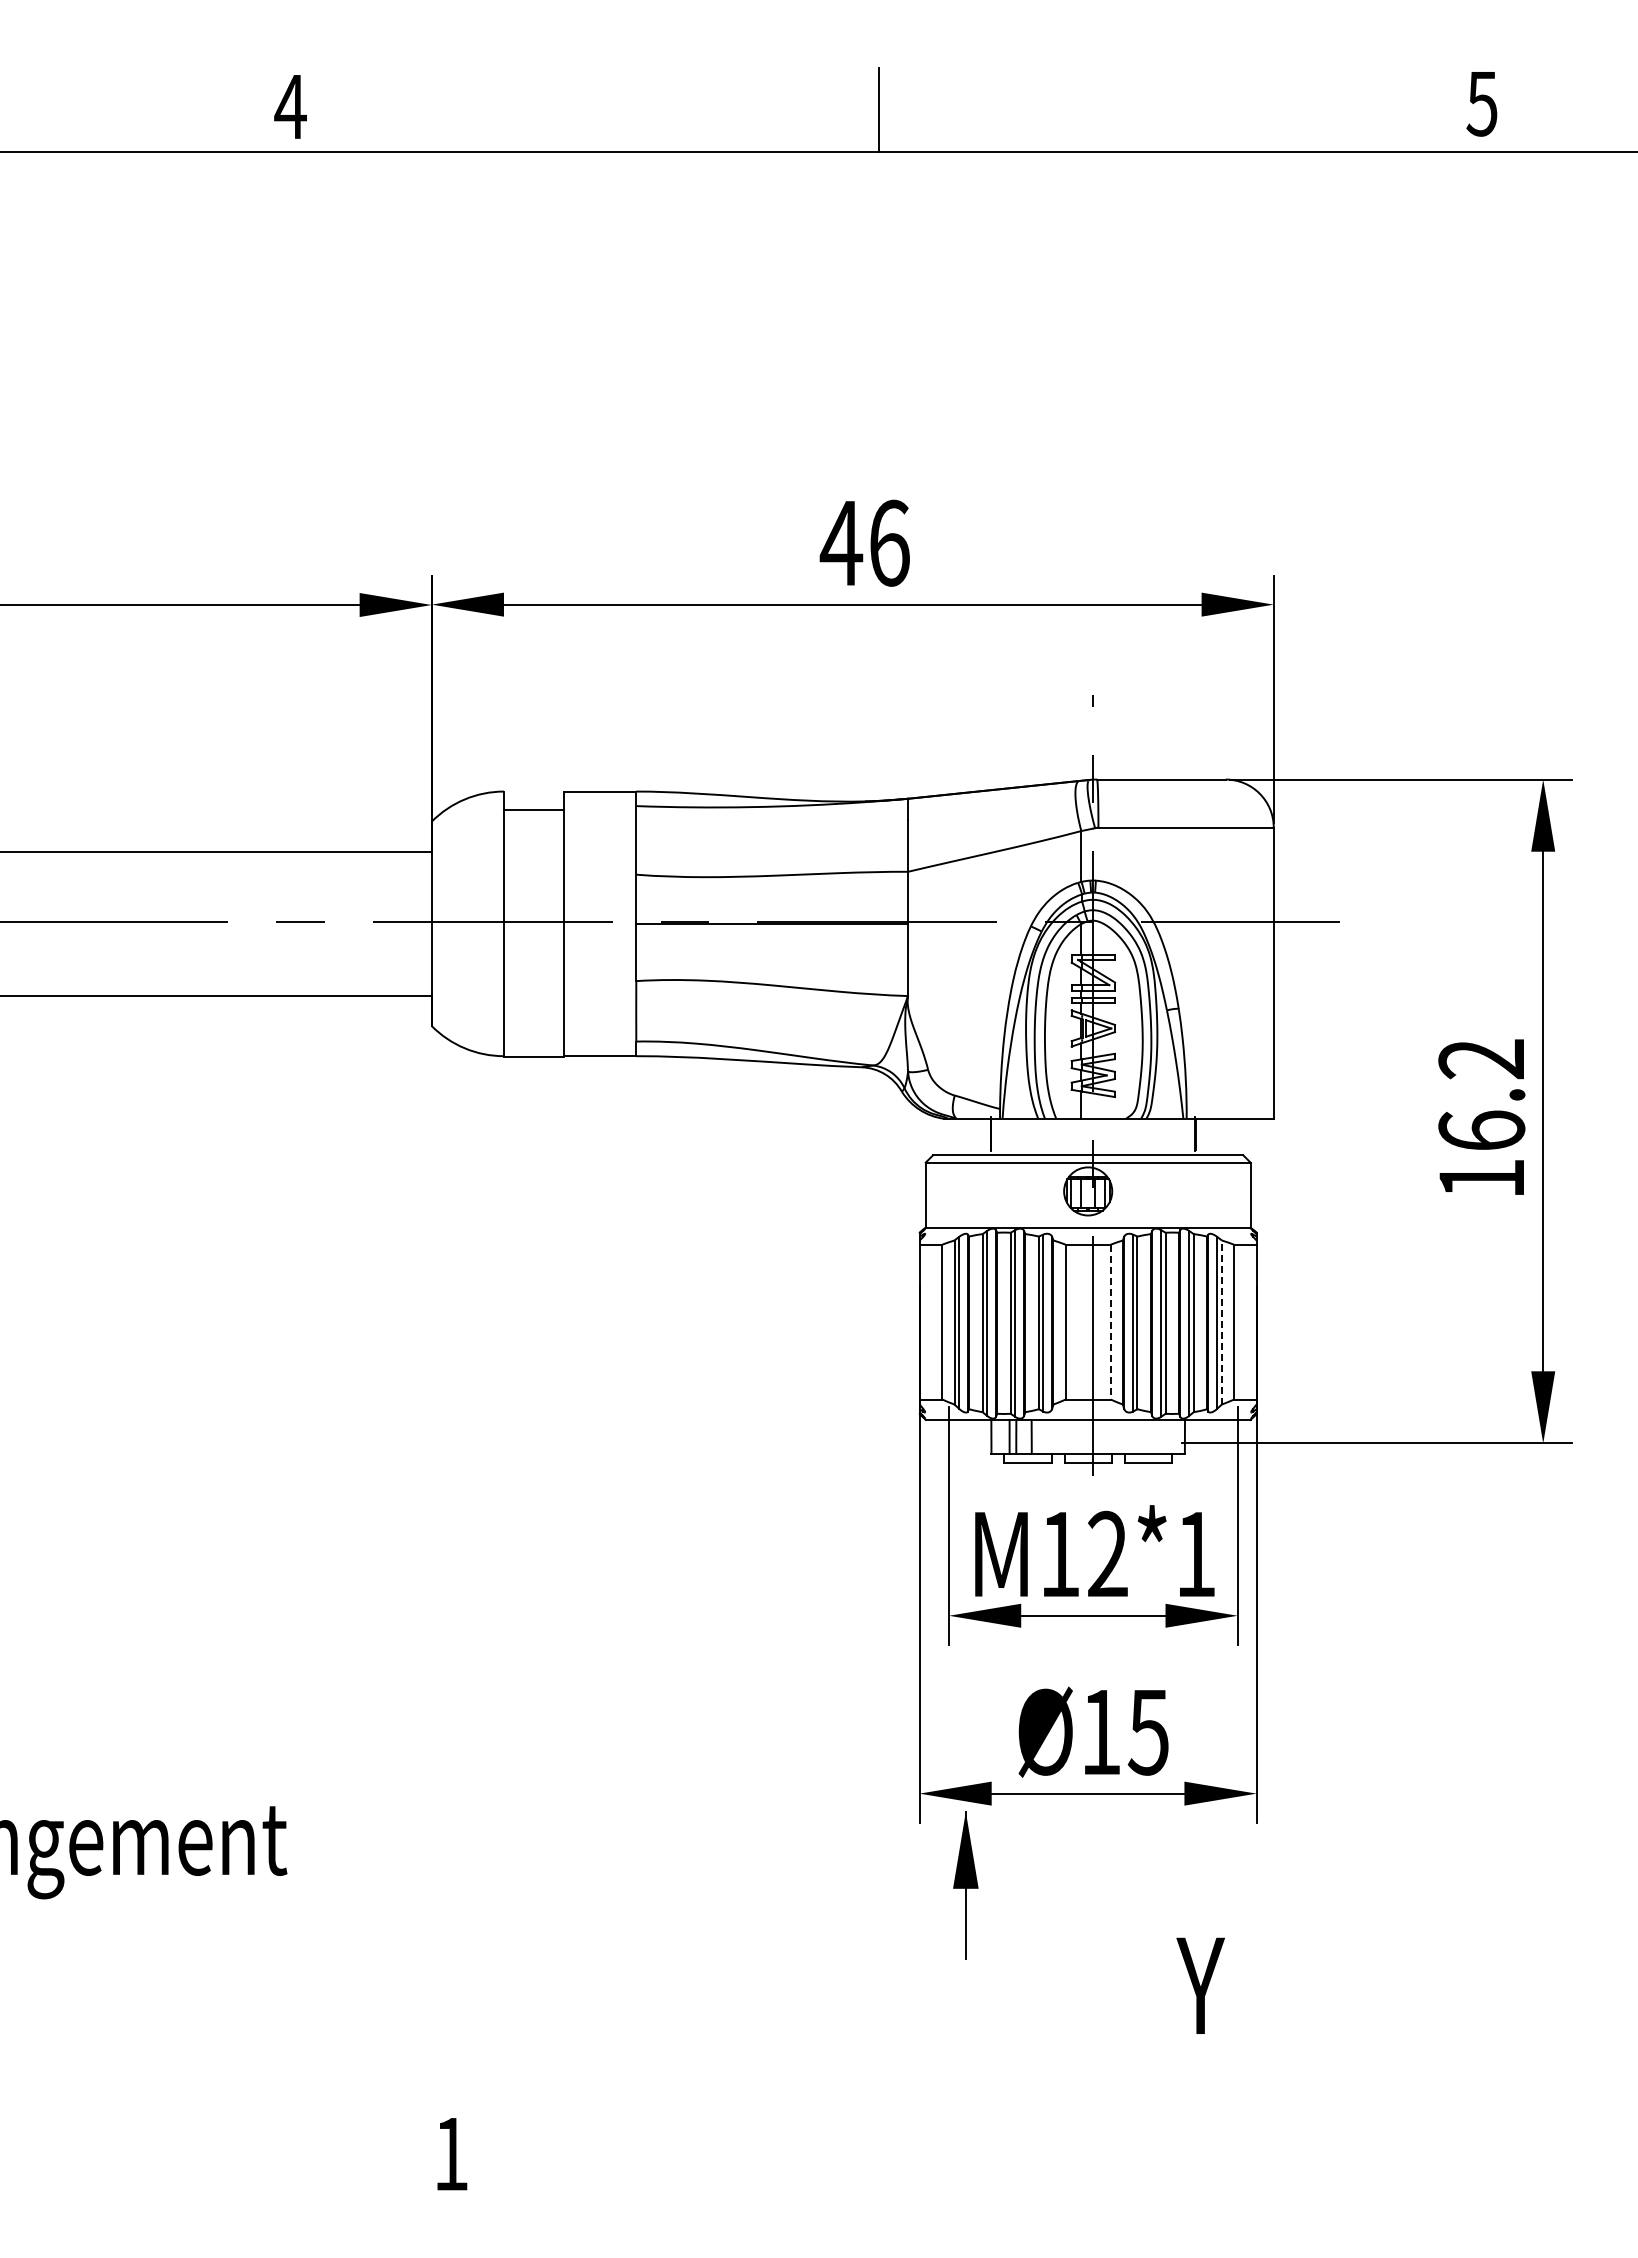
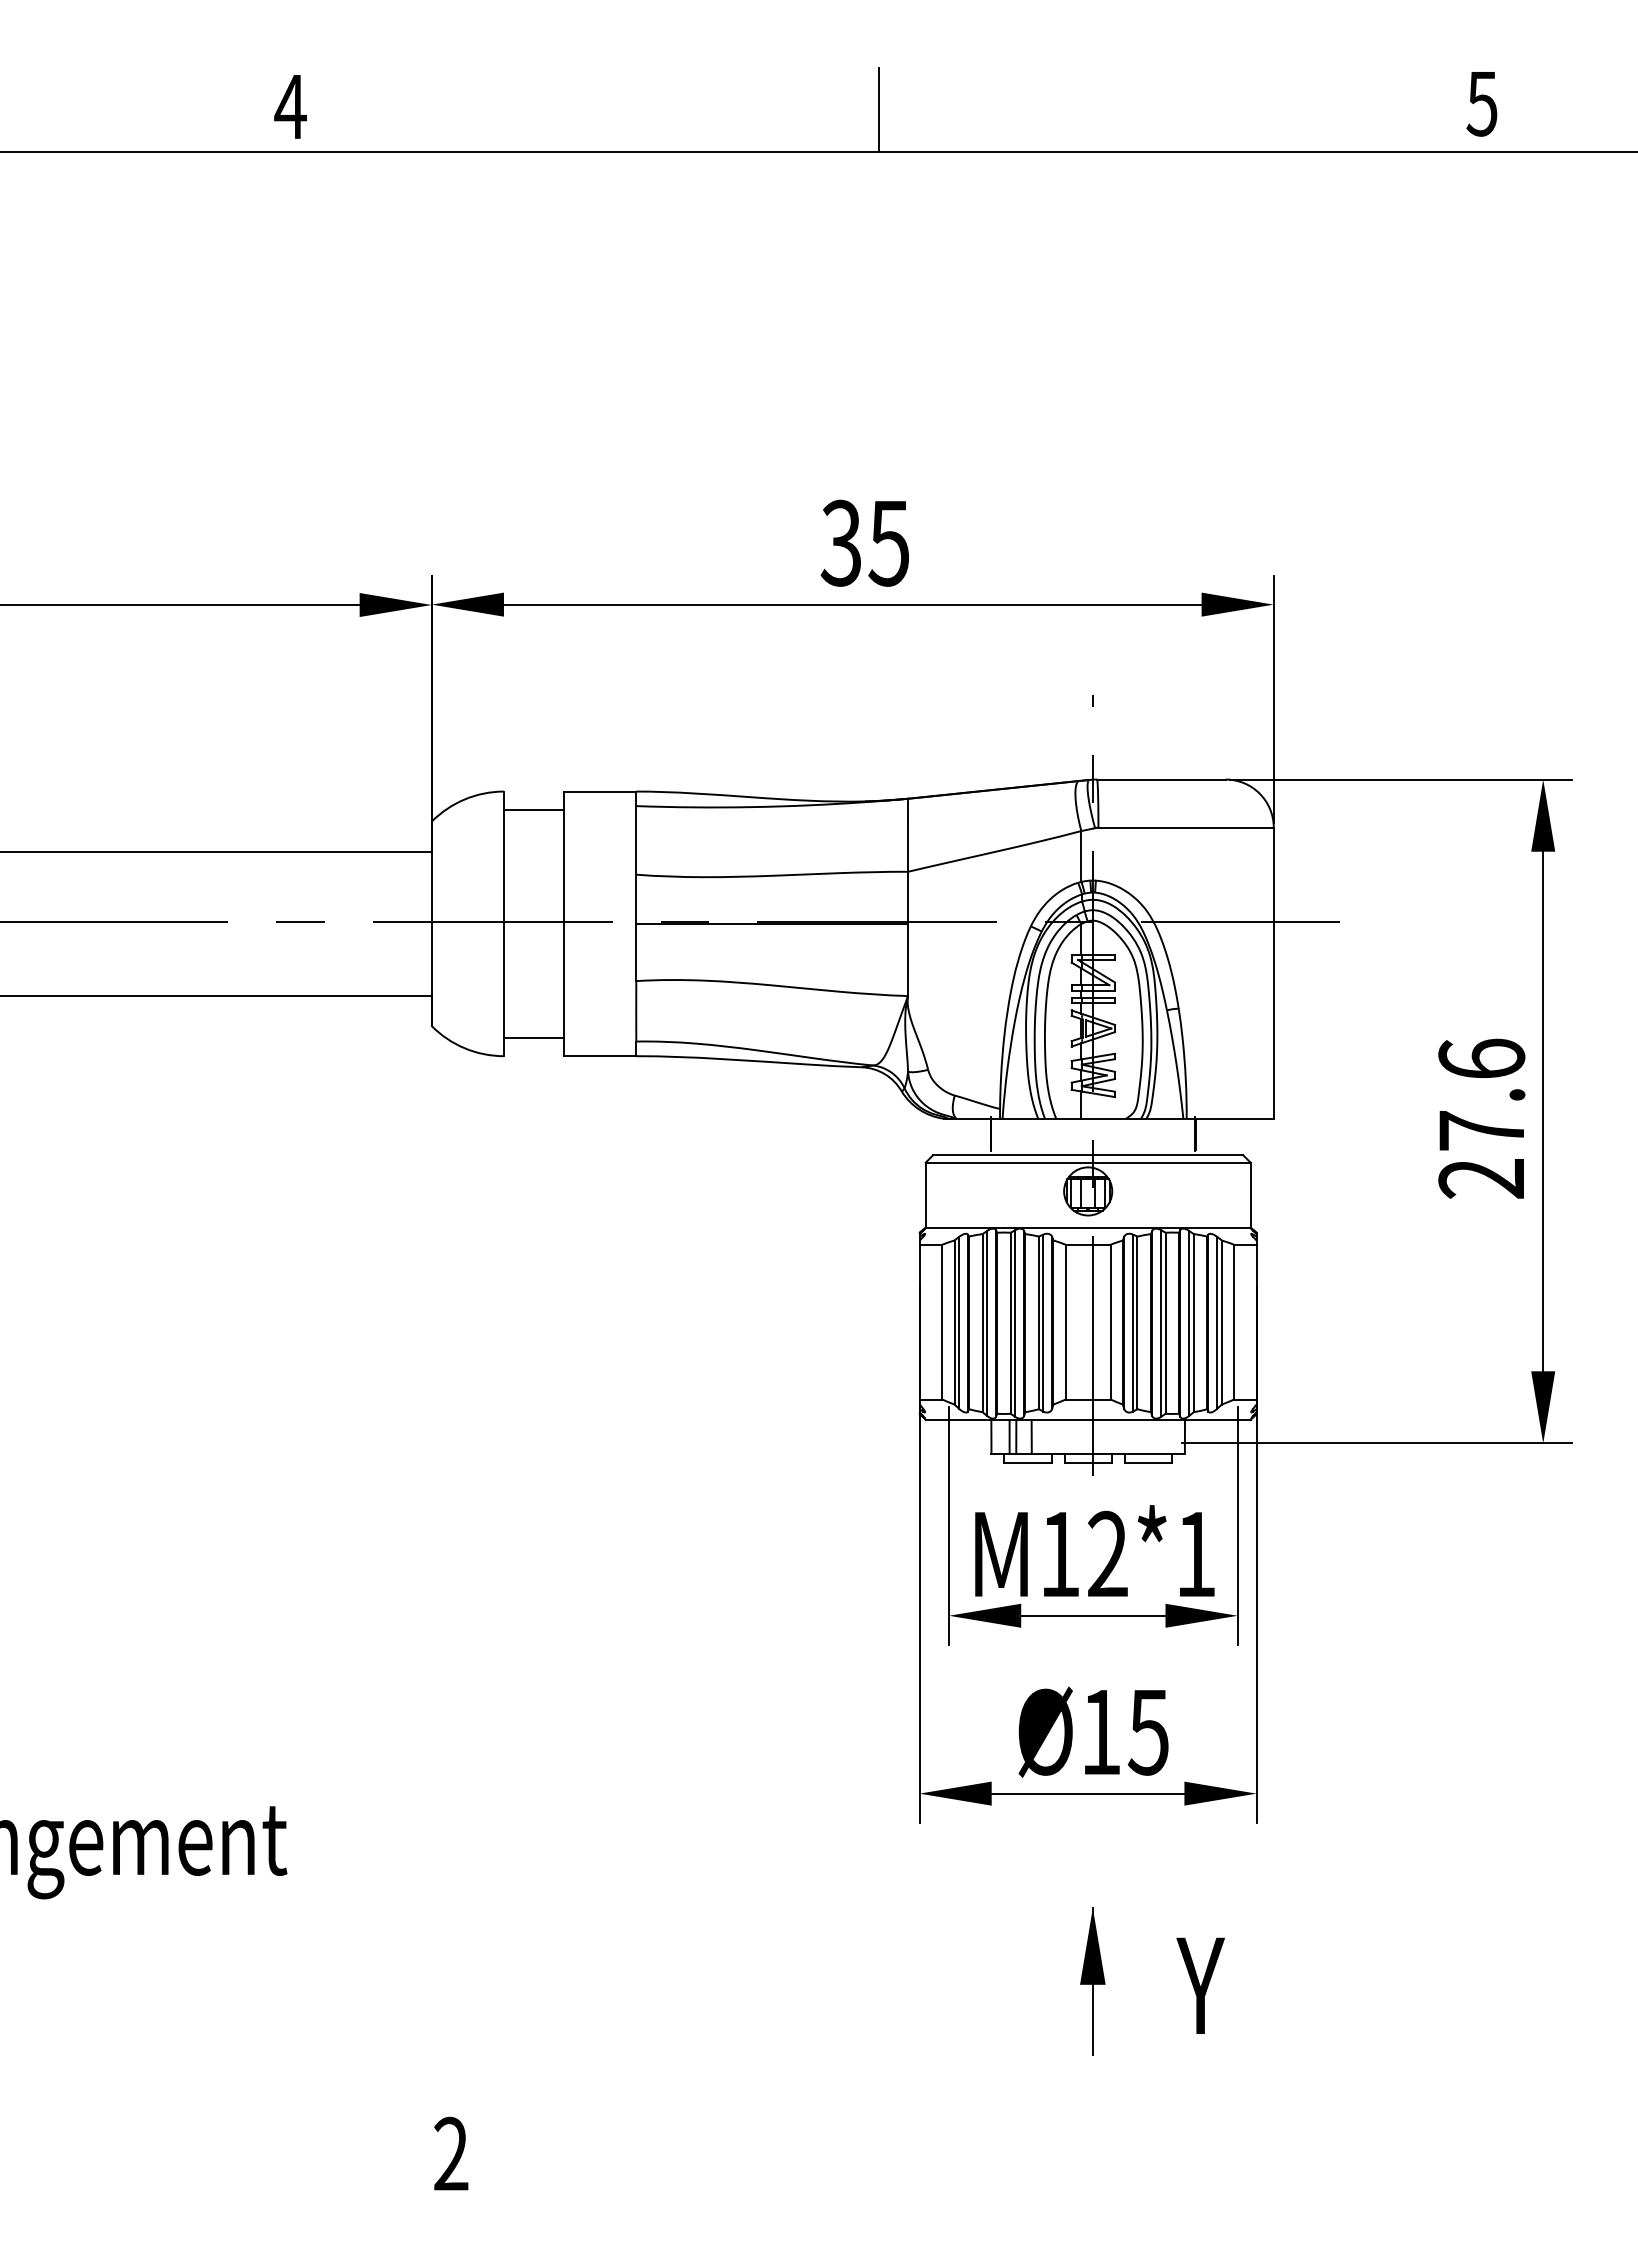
text: 46 -> 35 (864, 542)
line position: (533, 1057) -> (533, 1038) (533, 1038)
text: 16.2 -> 27.6 (1481, 1118)
line: dashed -> solid (1110, 1322)
line: dashed -> solid (1221, 1322)
part position: (965, 1885) -> (1092, 1981) (1092, 1981)
text: 1 -> 2 (451, 2153)
